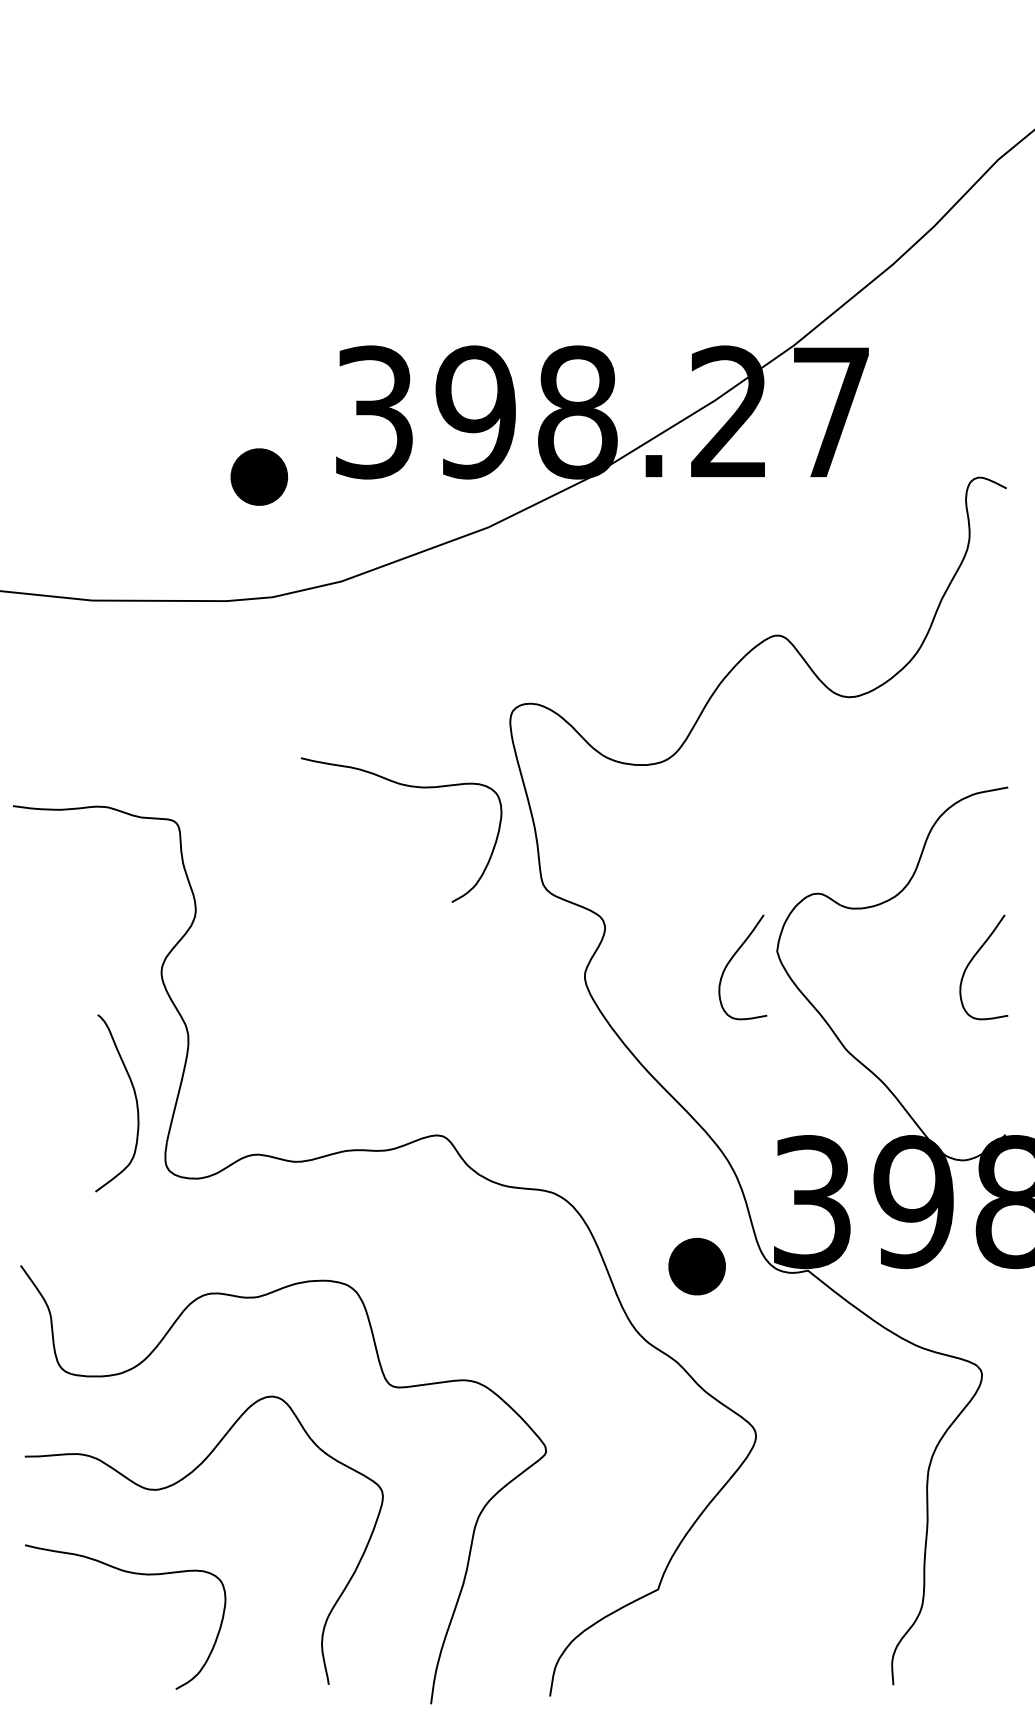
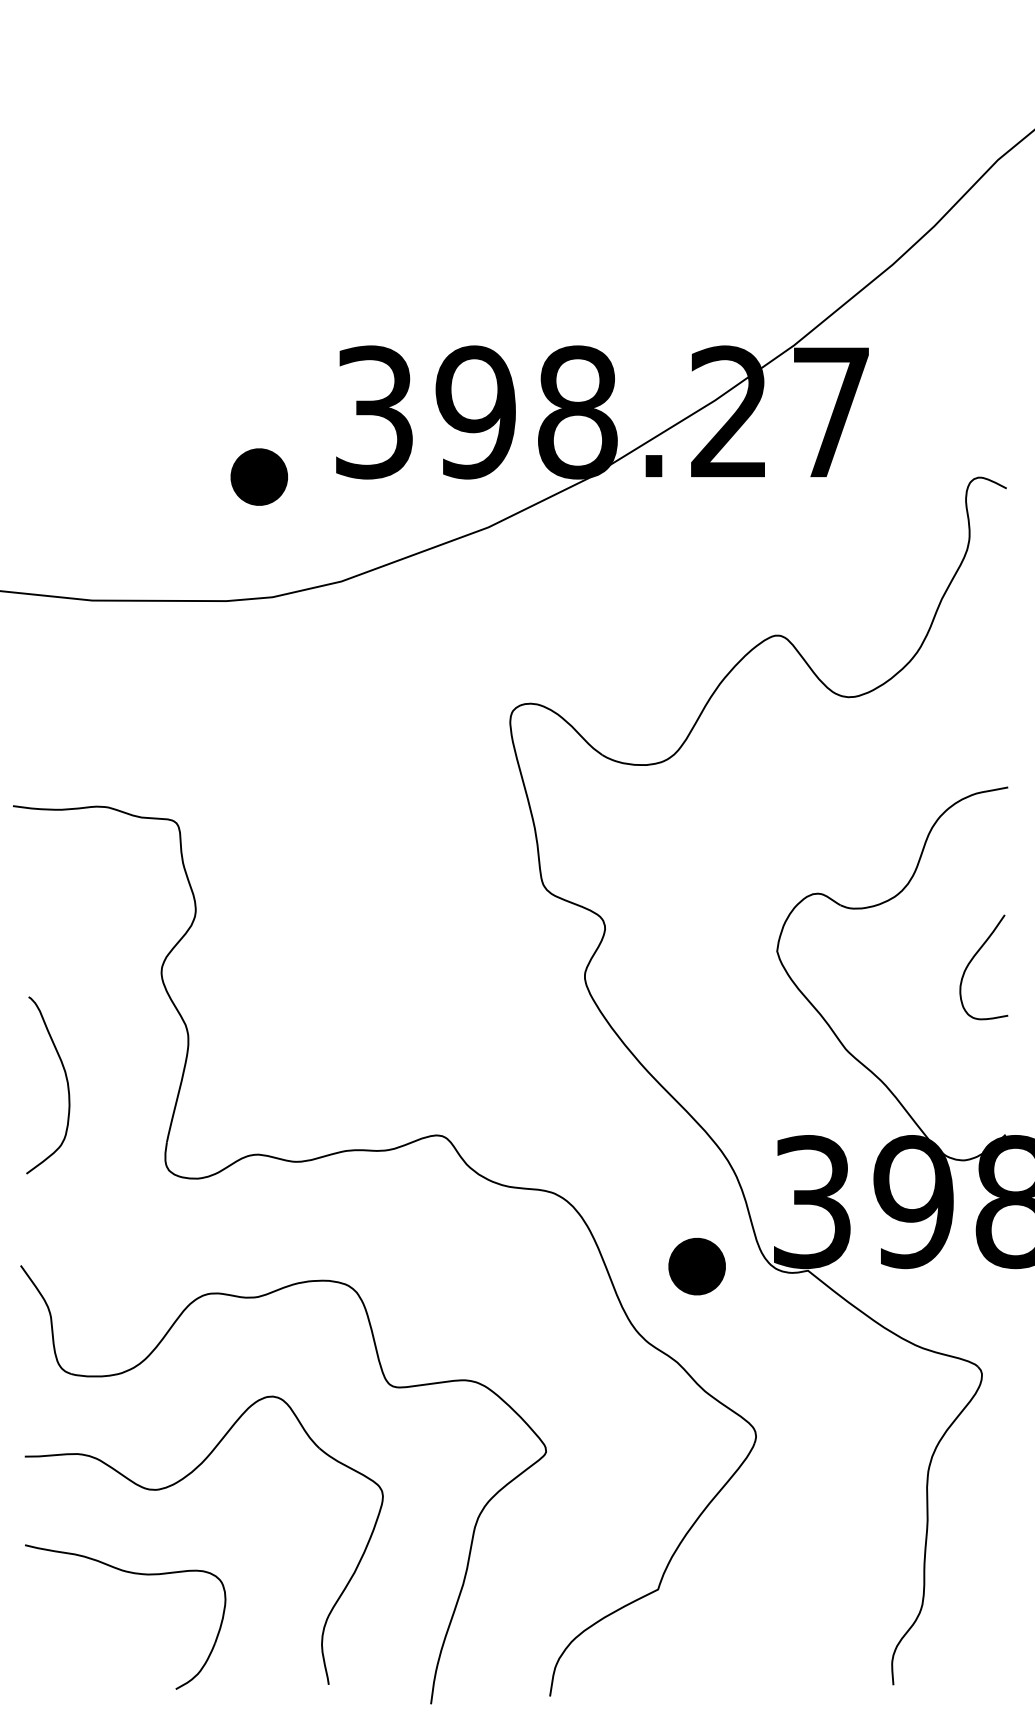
part: present -> none (410, 787)
curve: present -> none (732, 959)
curve position: (135, 1100) -> (66, 1082) (66, 1082)
